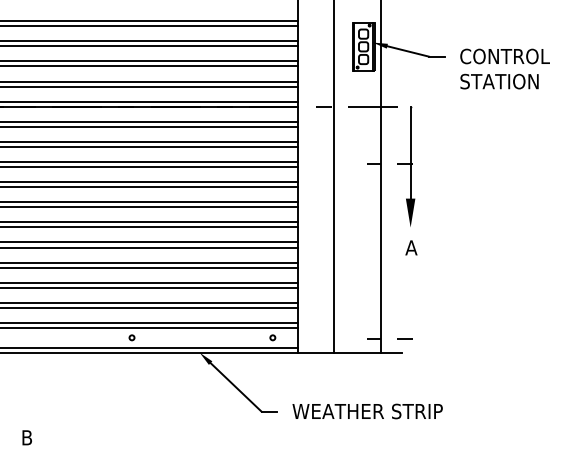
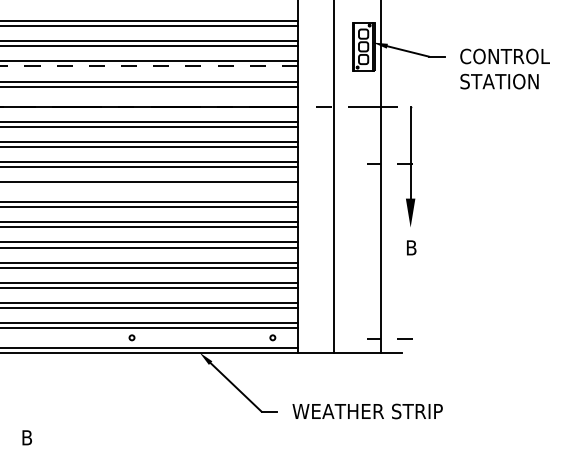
line: solid -> dashed (149, 66)
line: present -> none (149, 101)
line: present -> none (149, 187)
text: A -> B (411, 247)
